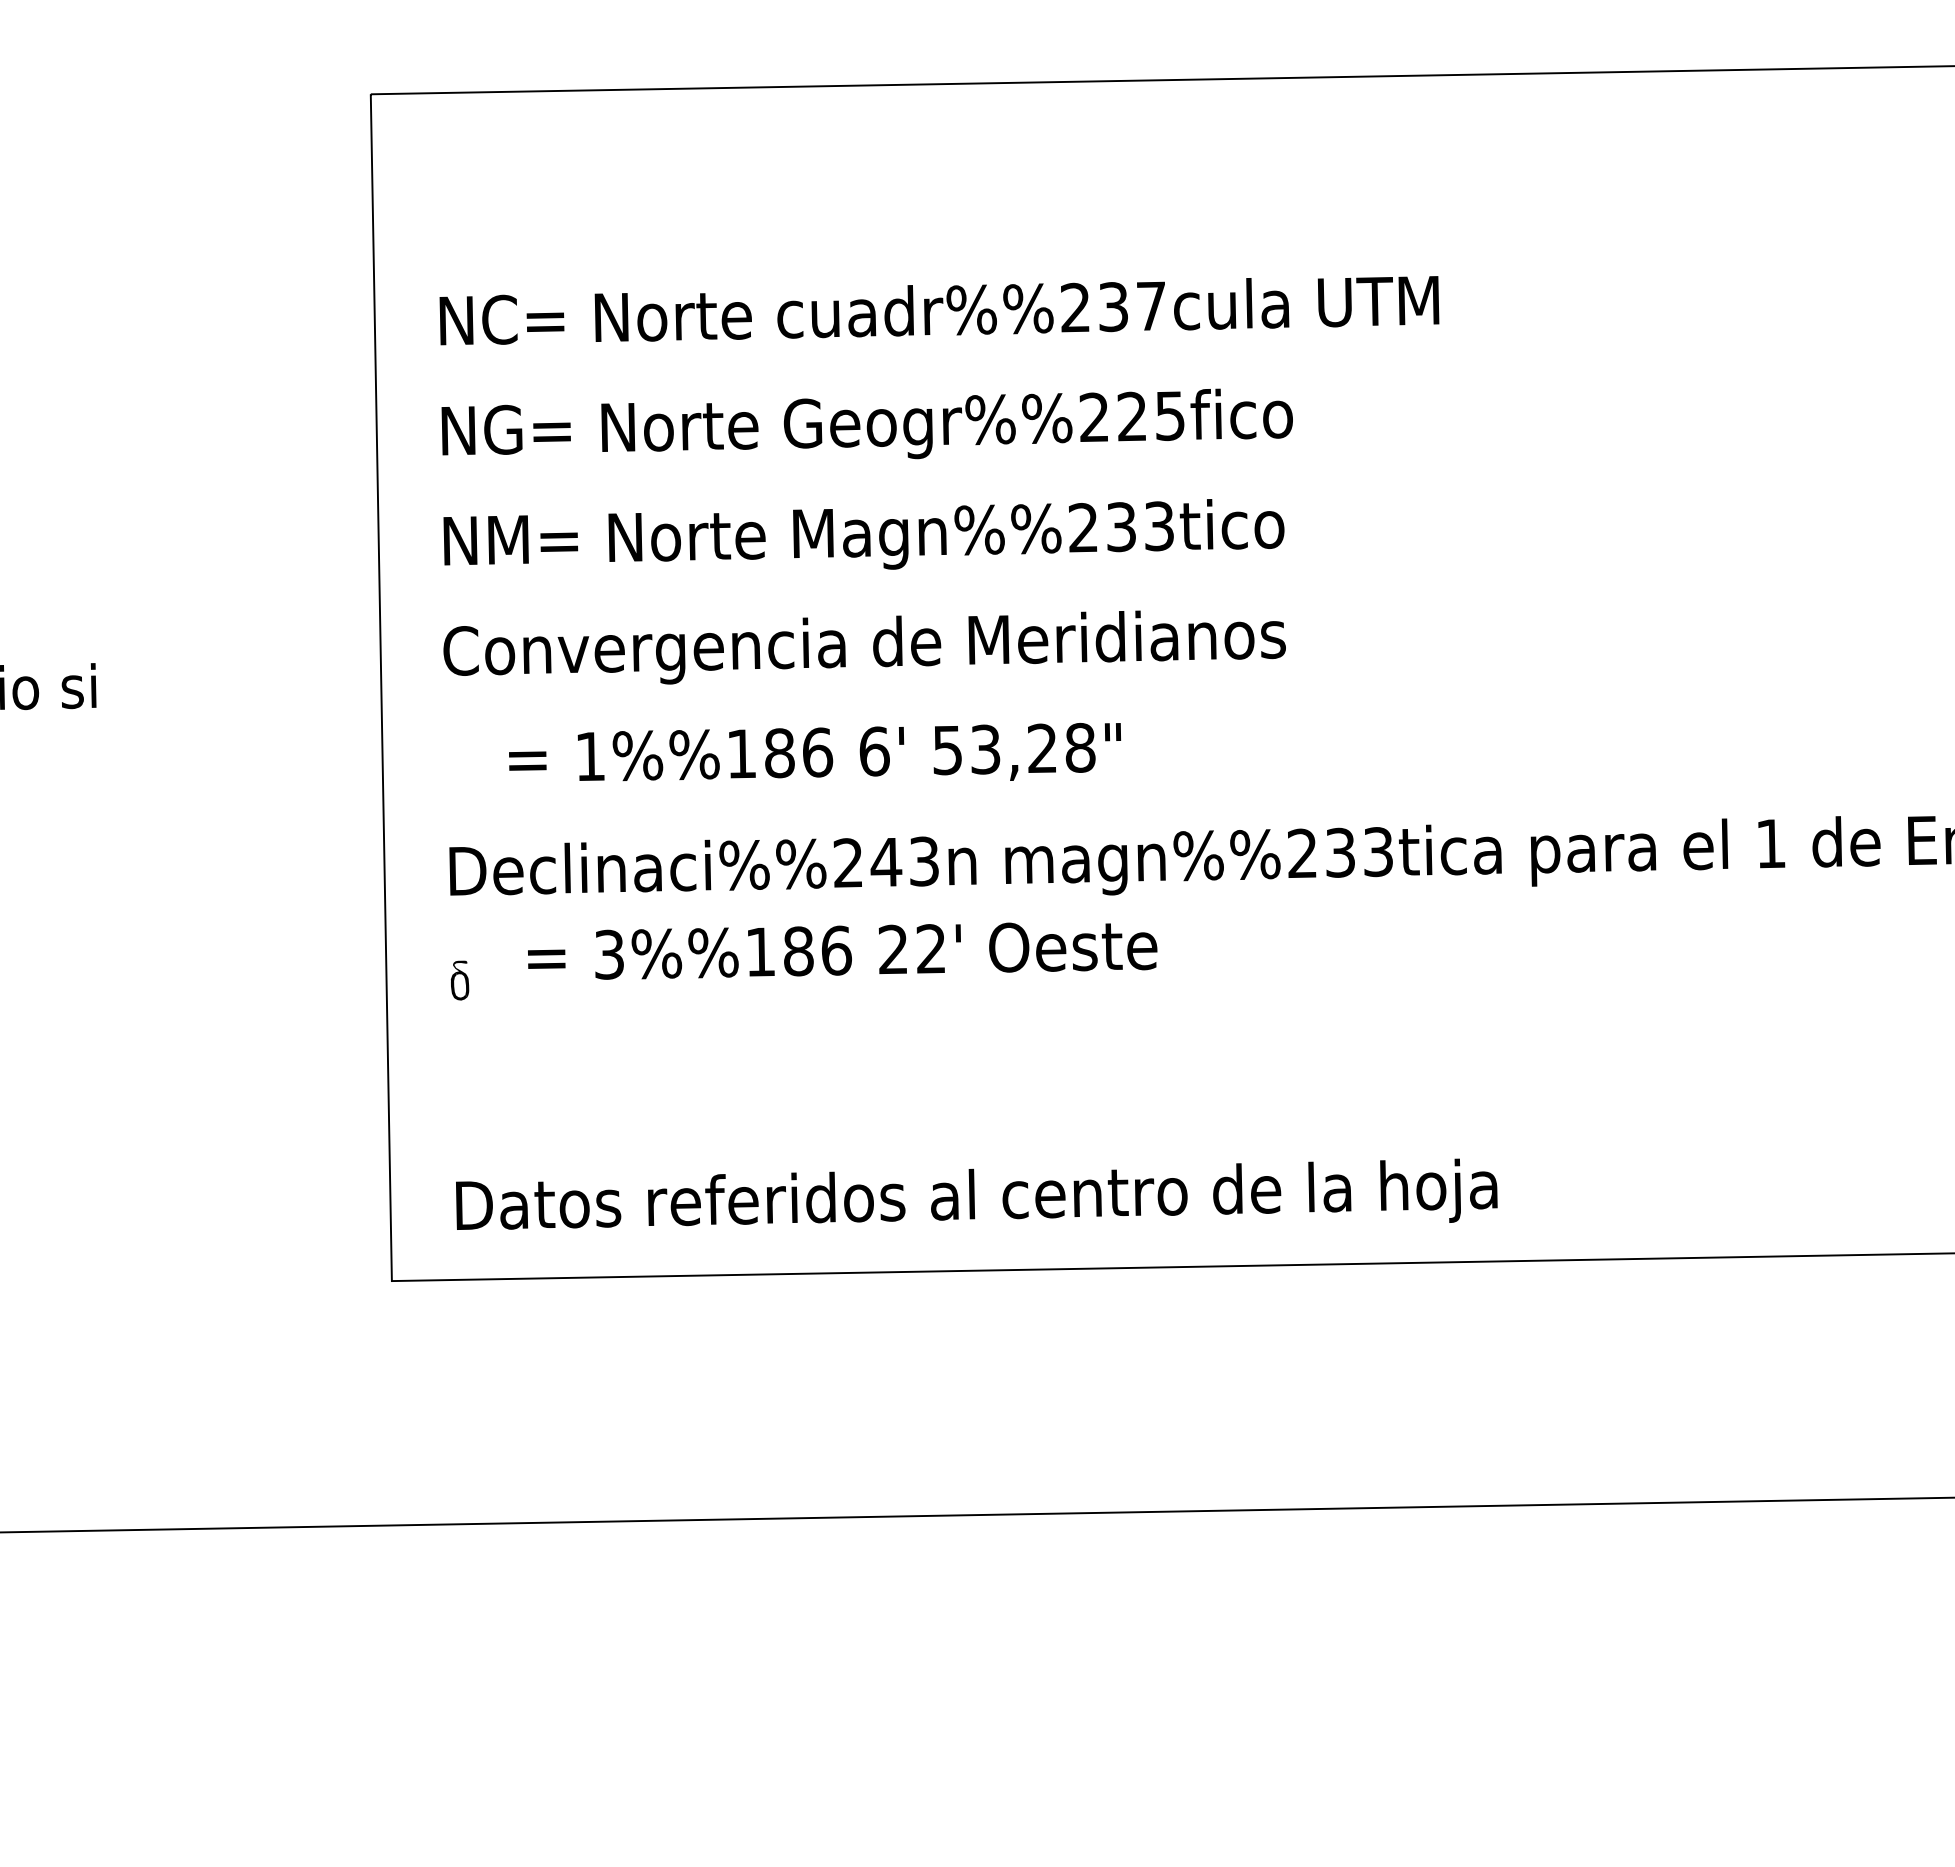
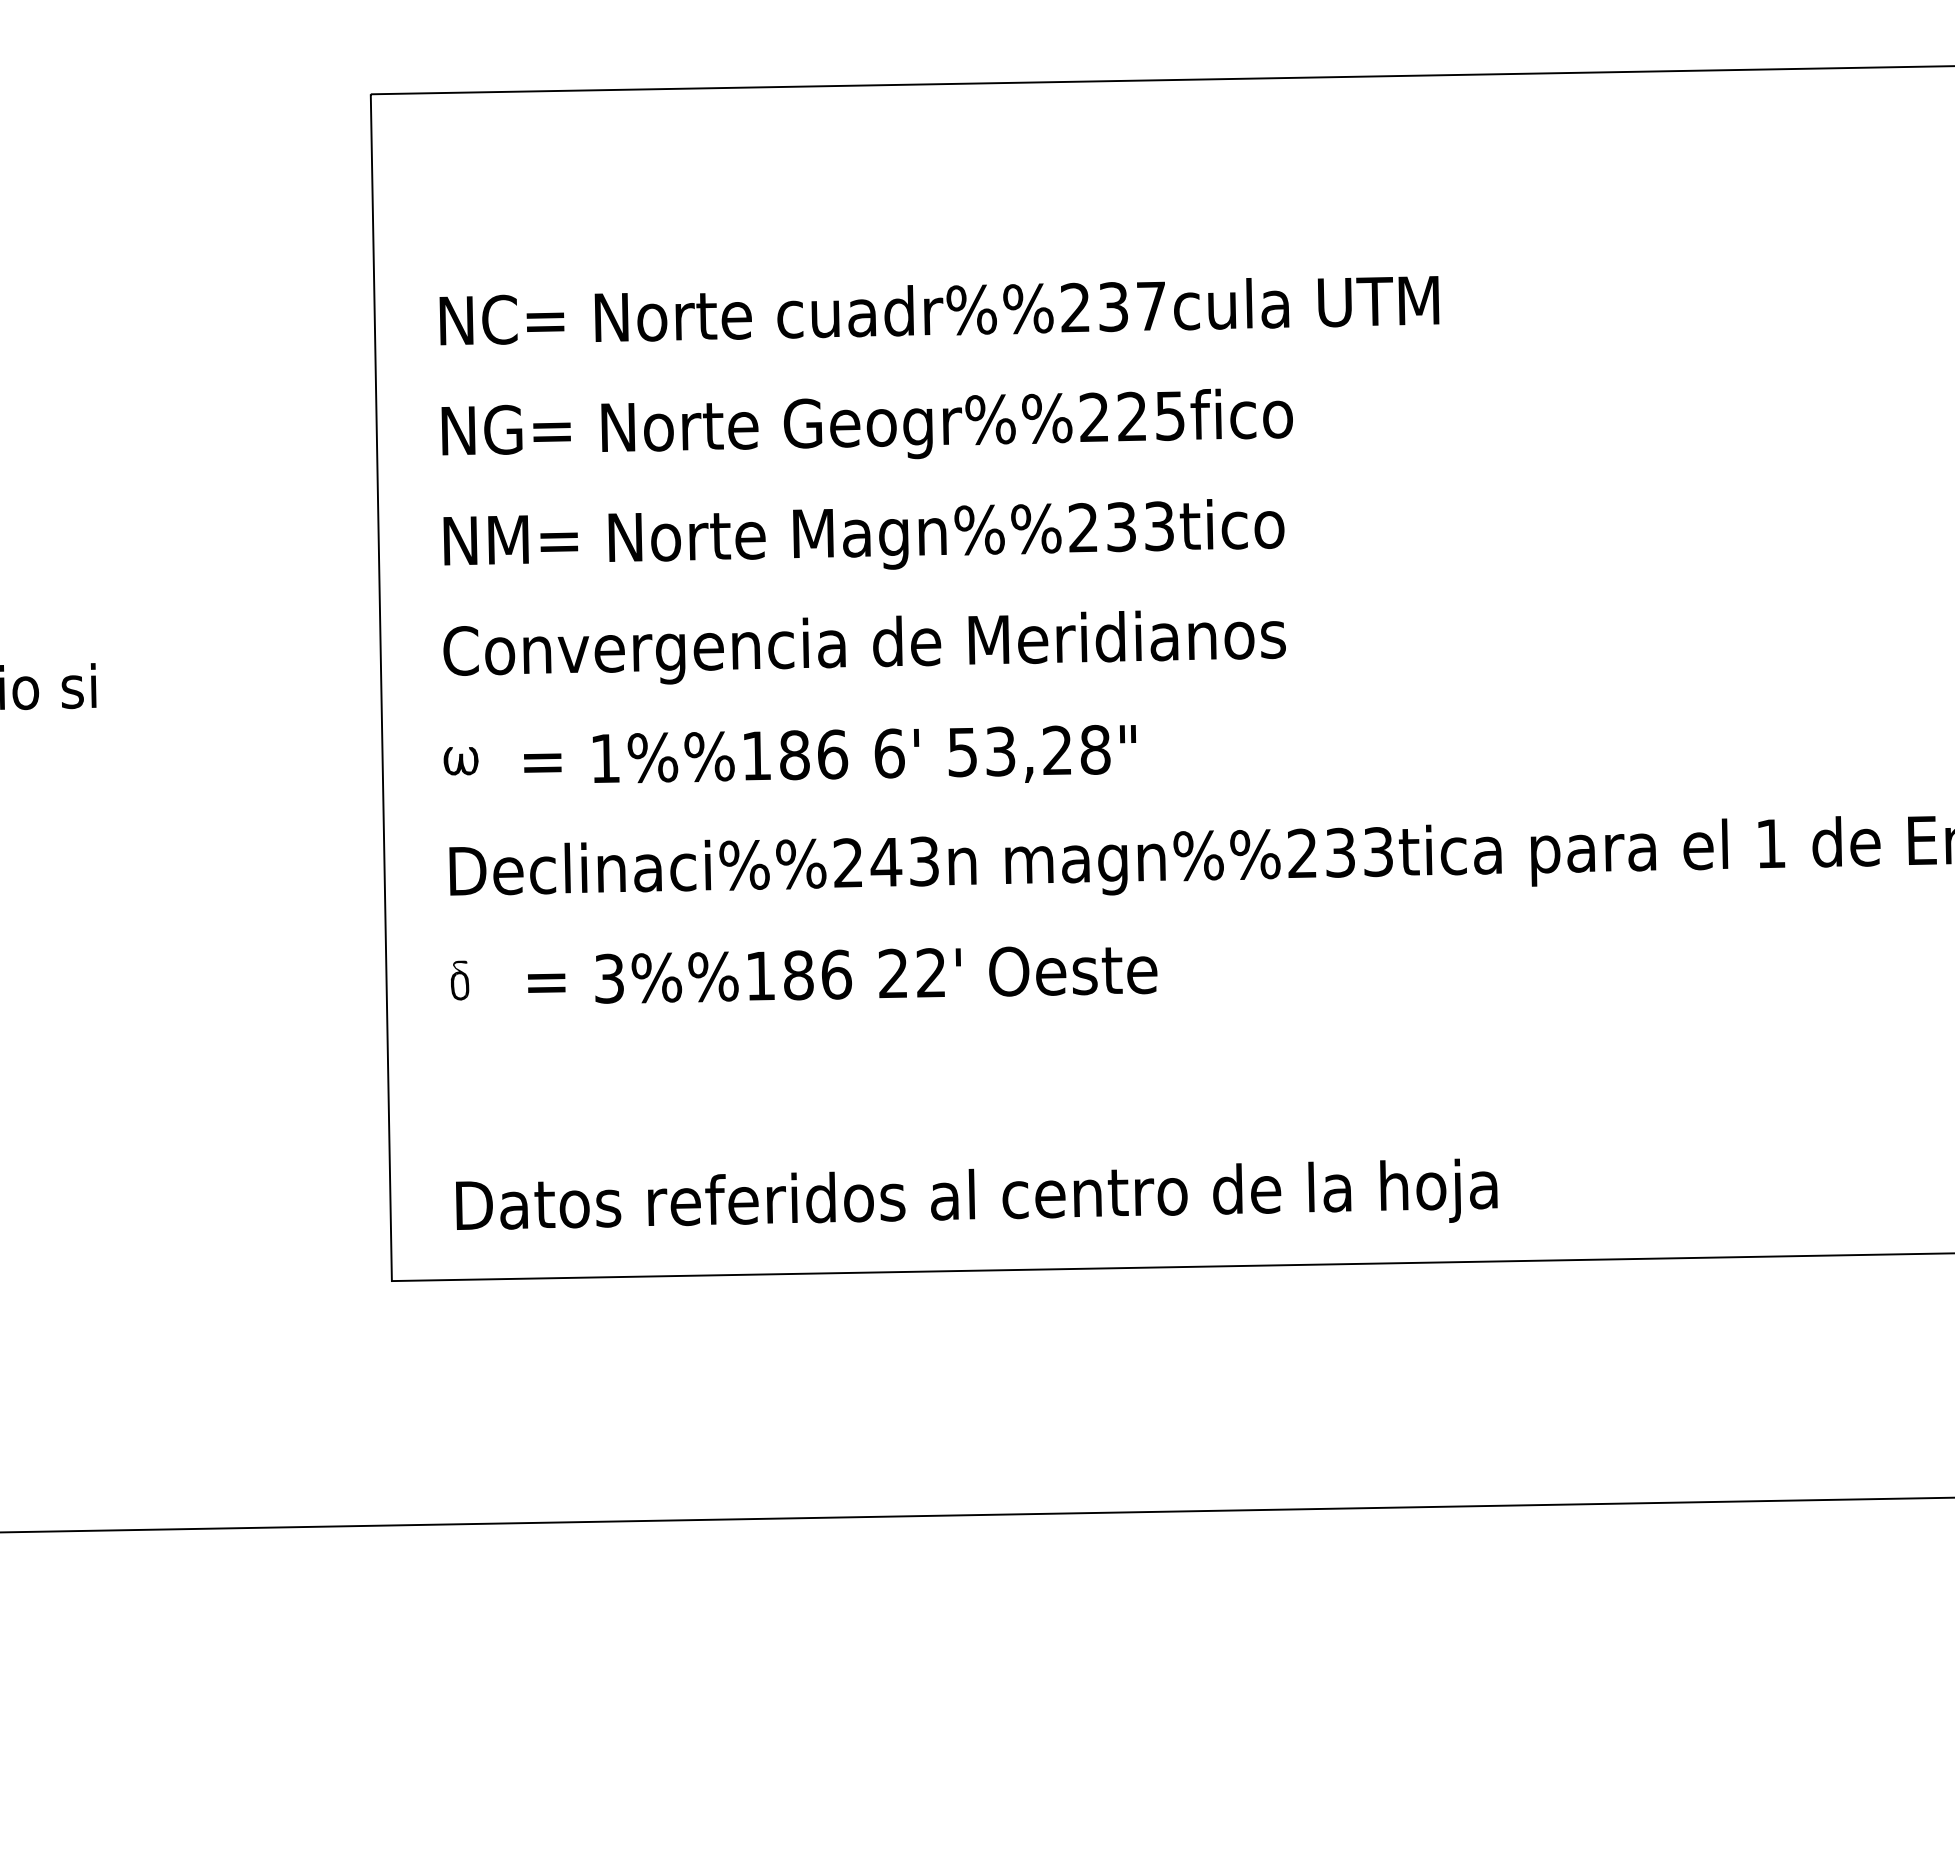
text position: (815, 752) -> (830, 754) (830, 754)
fill: none -> present (460, 761)
text position: (842, 950) -> (842, 974) (842, 974)
